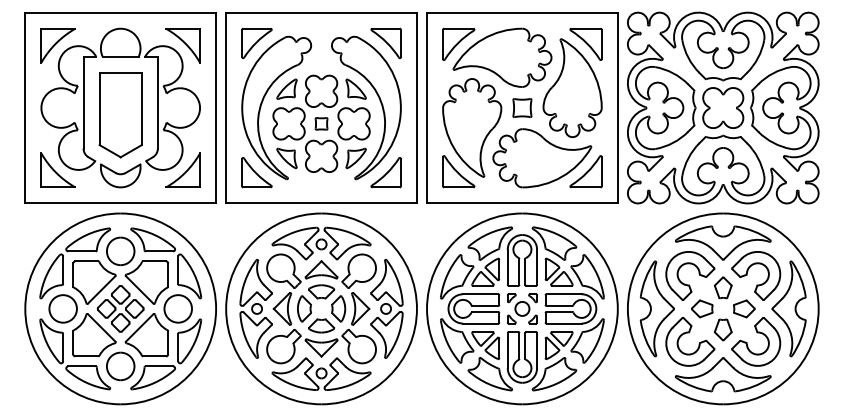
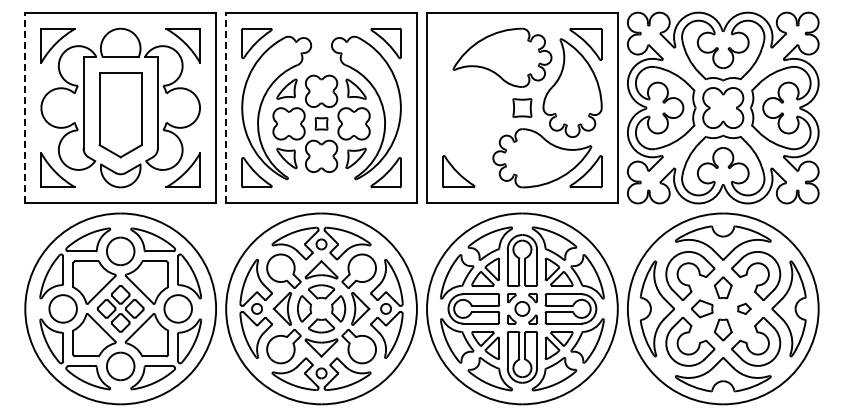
part: present -> none (458, 43)
line: solid -> dashed (25, 107)
line: solid -> dashed (226, 107)
part: present -> none (472, 127)
part size: 23x20 px -> 15x12 px (744, 308)
